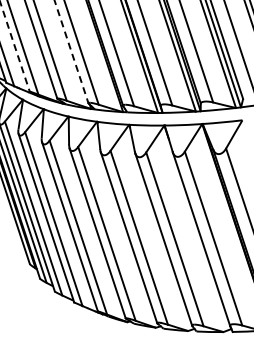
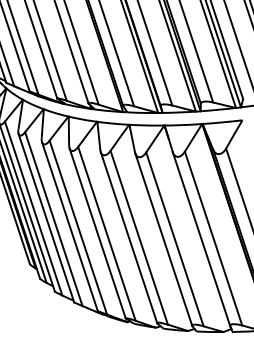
line: dashed -> solid (15, 47)
line: dashed -> solid (71, 52)
